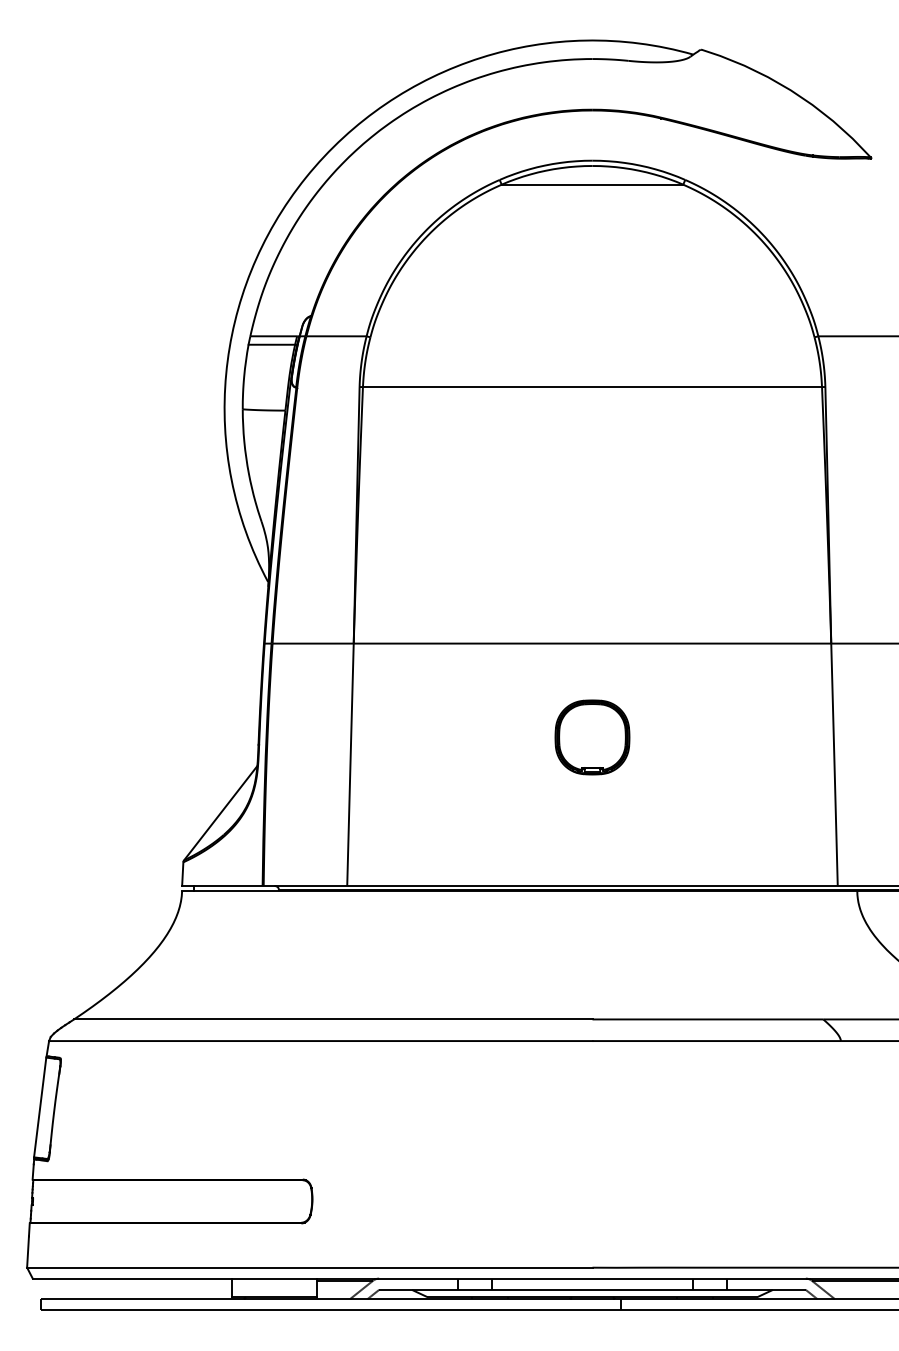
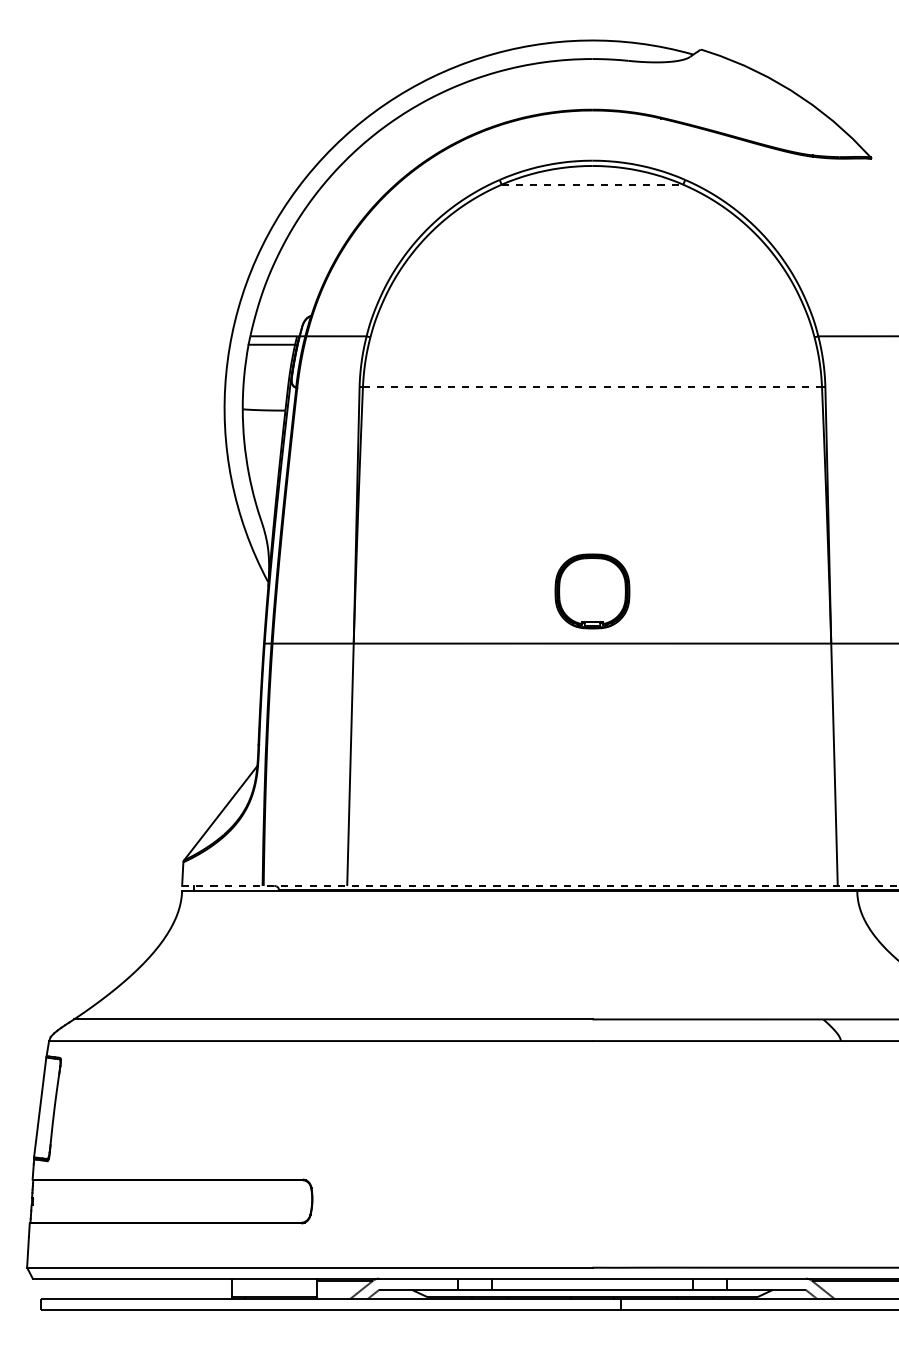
line: solid -> dashed (592, 184)
line: solid -> dashed (592, 387)
part position: (592, 737) -> (592, 591) (592, 591)
line: solid -> dashed (541, 885)
